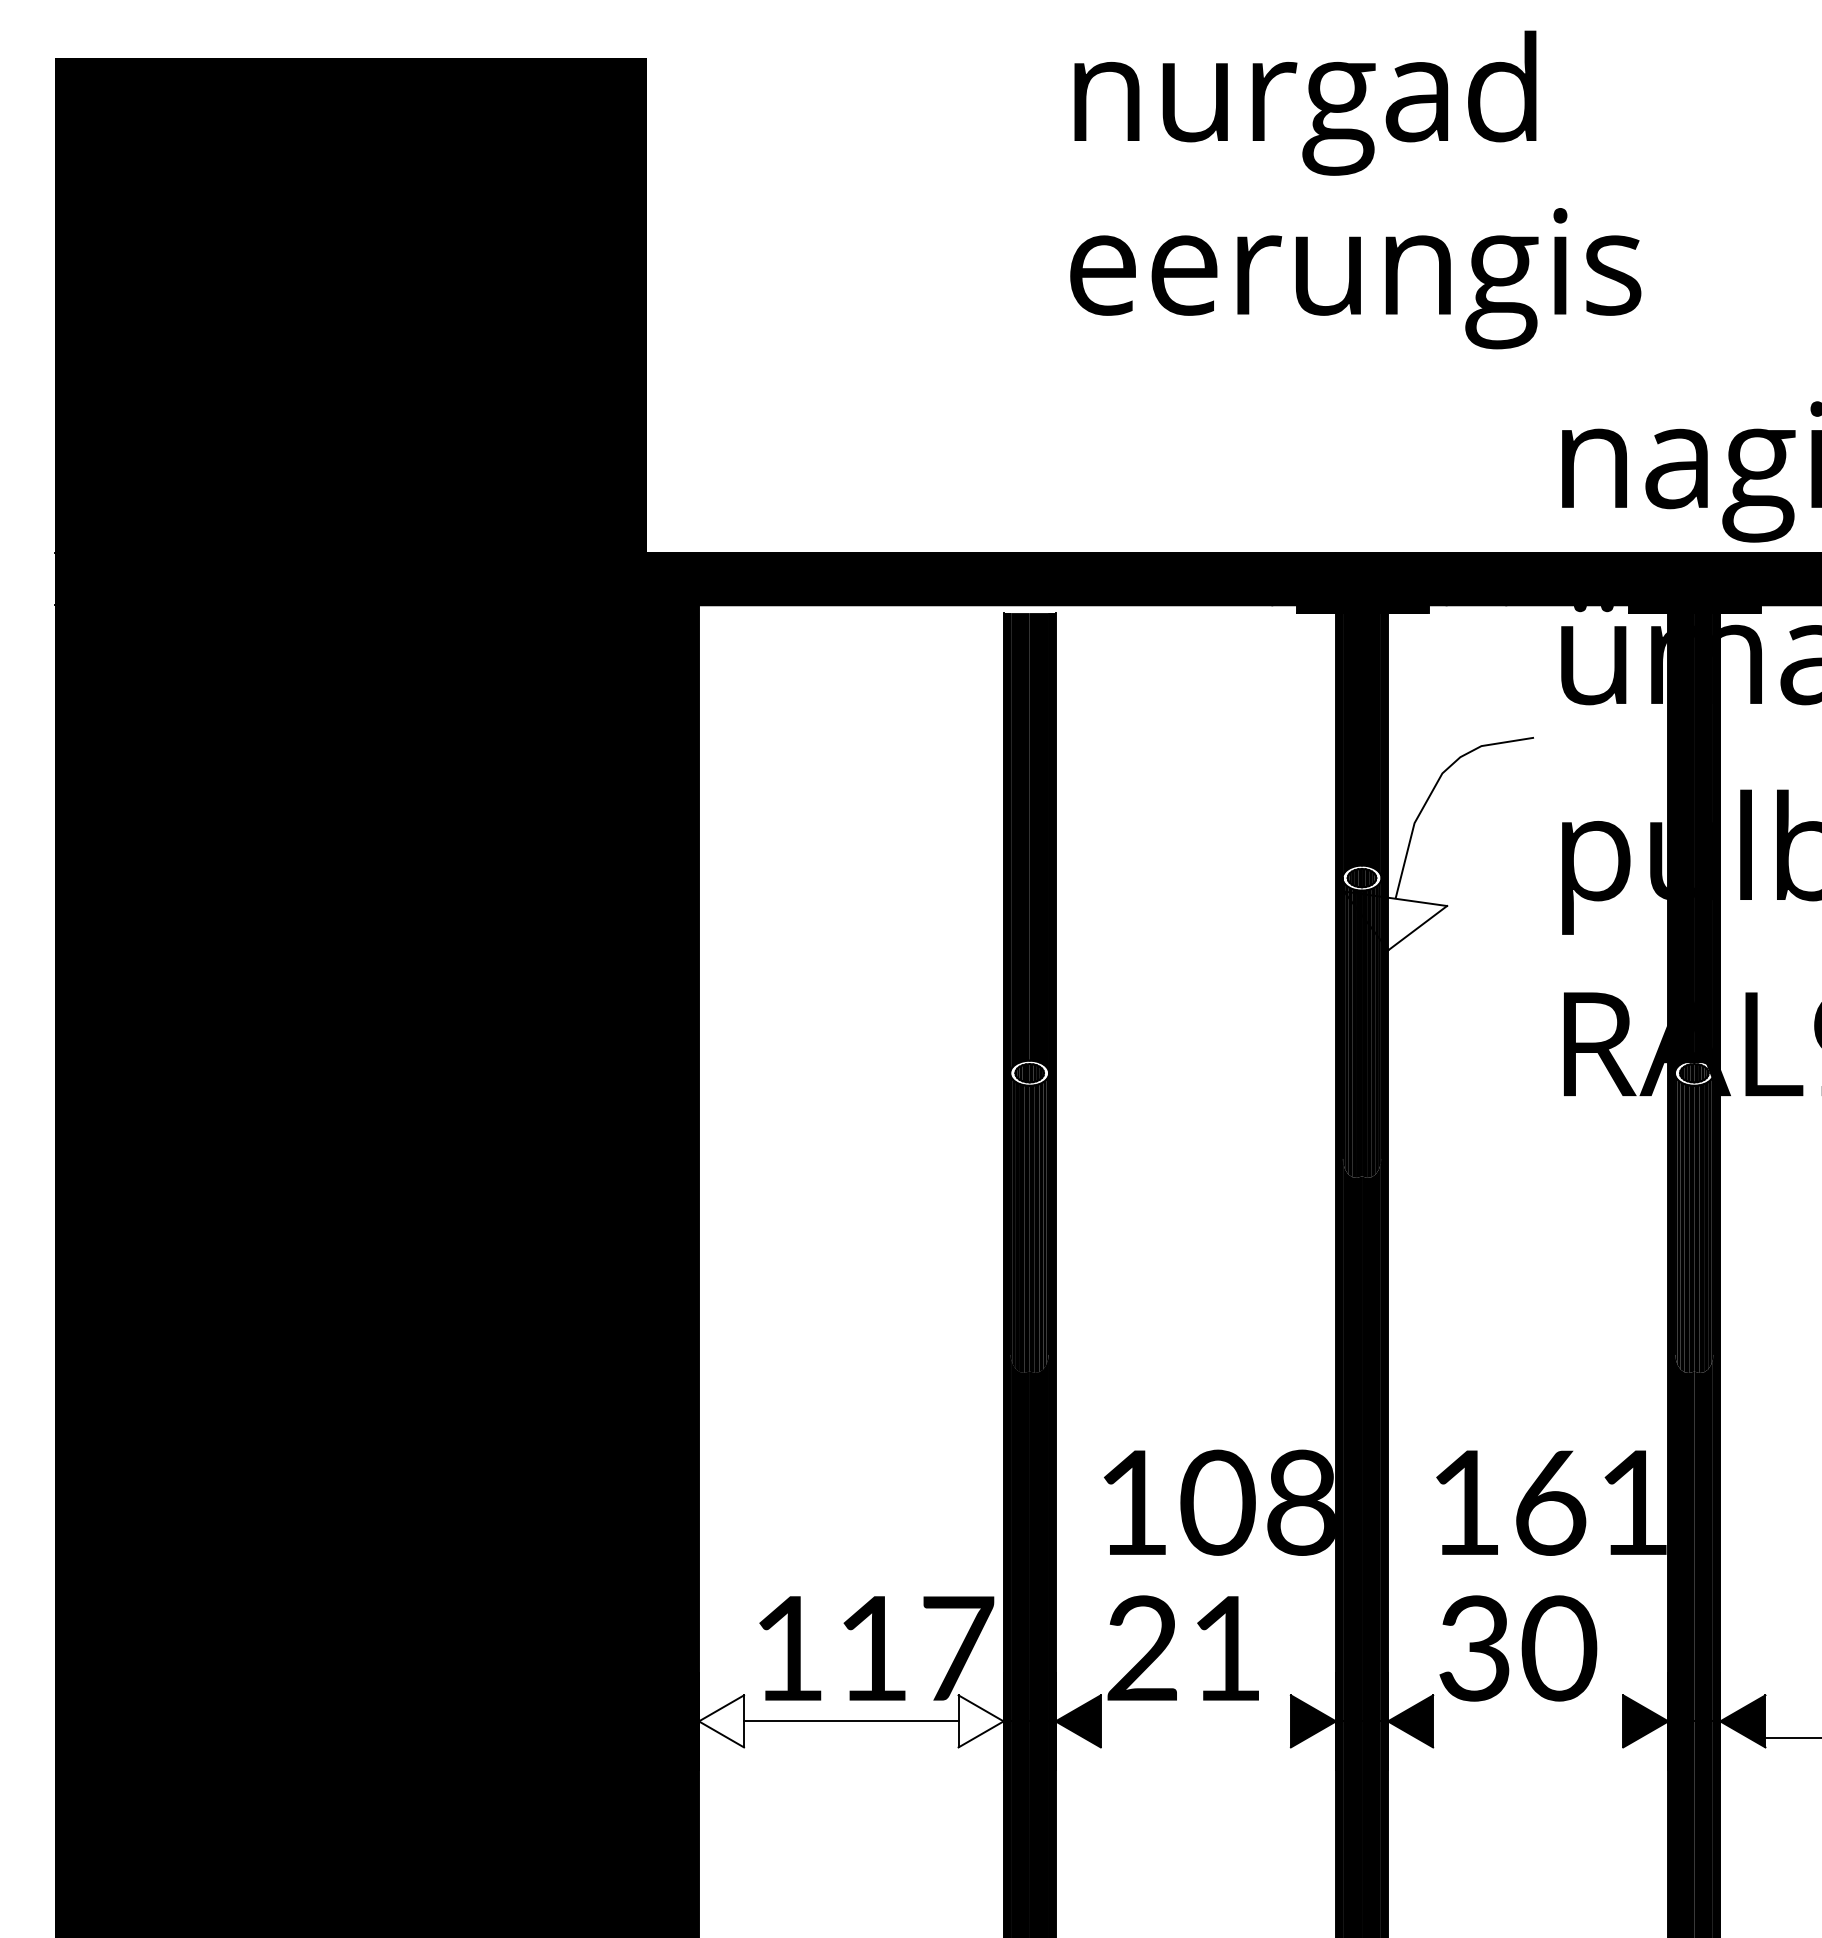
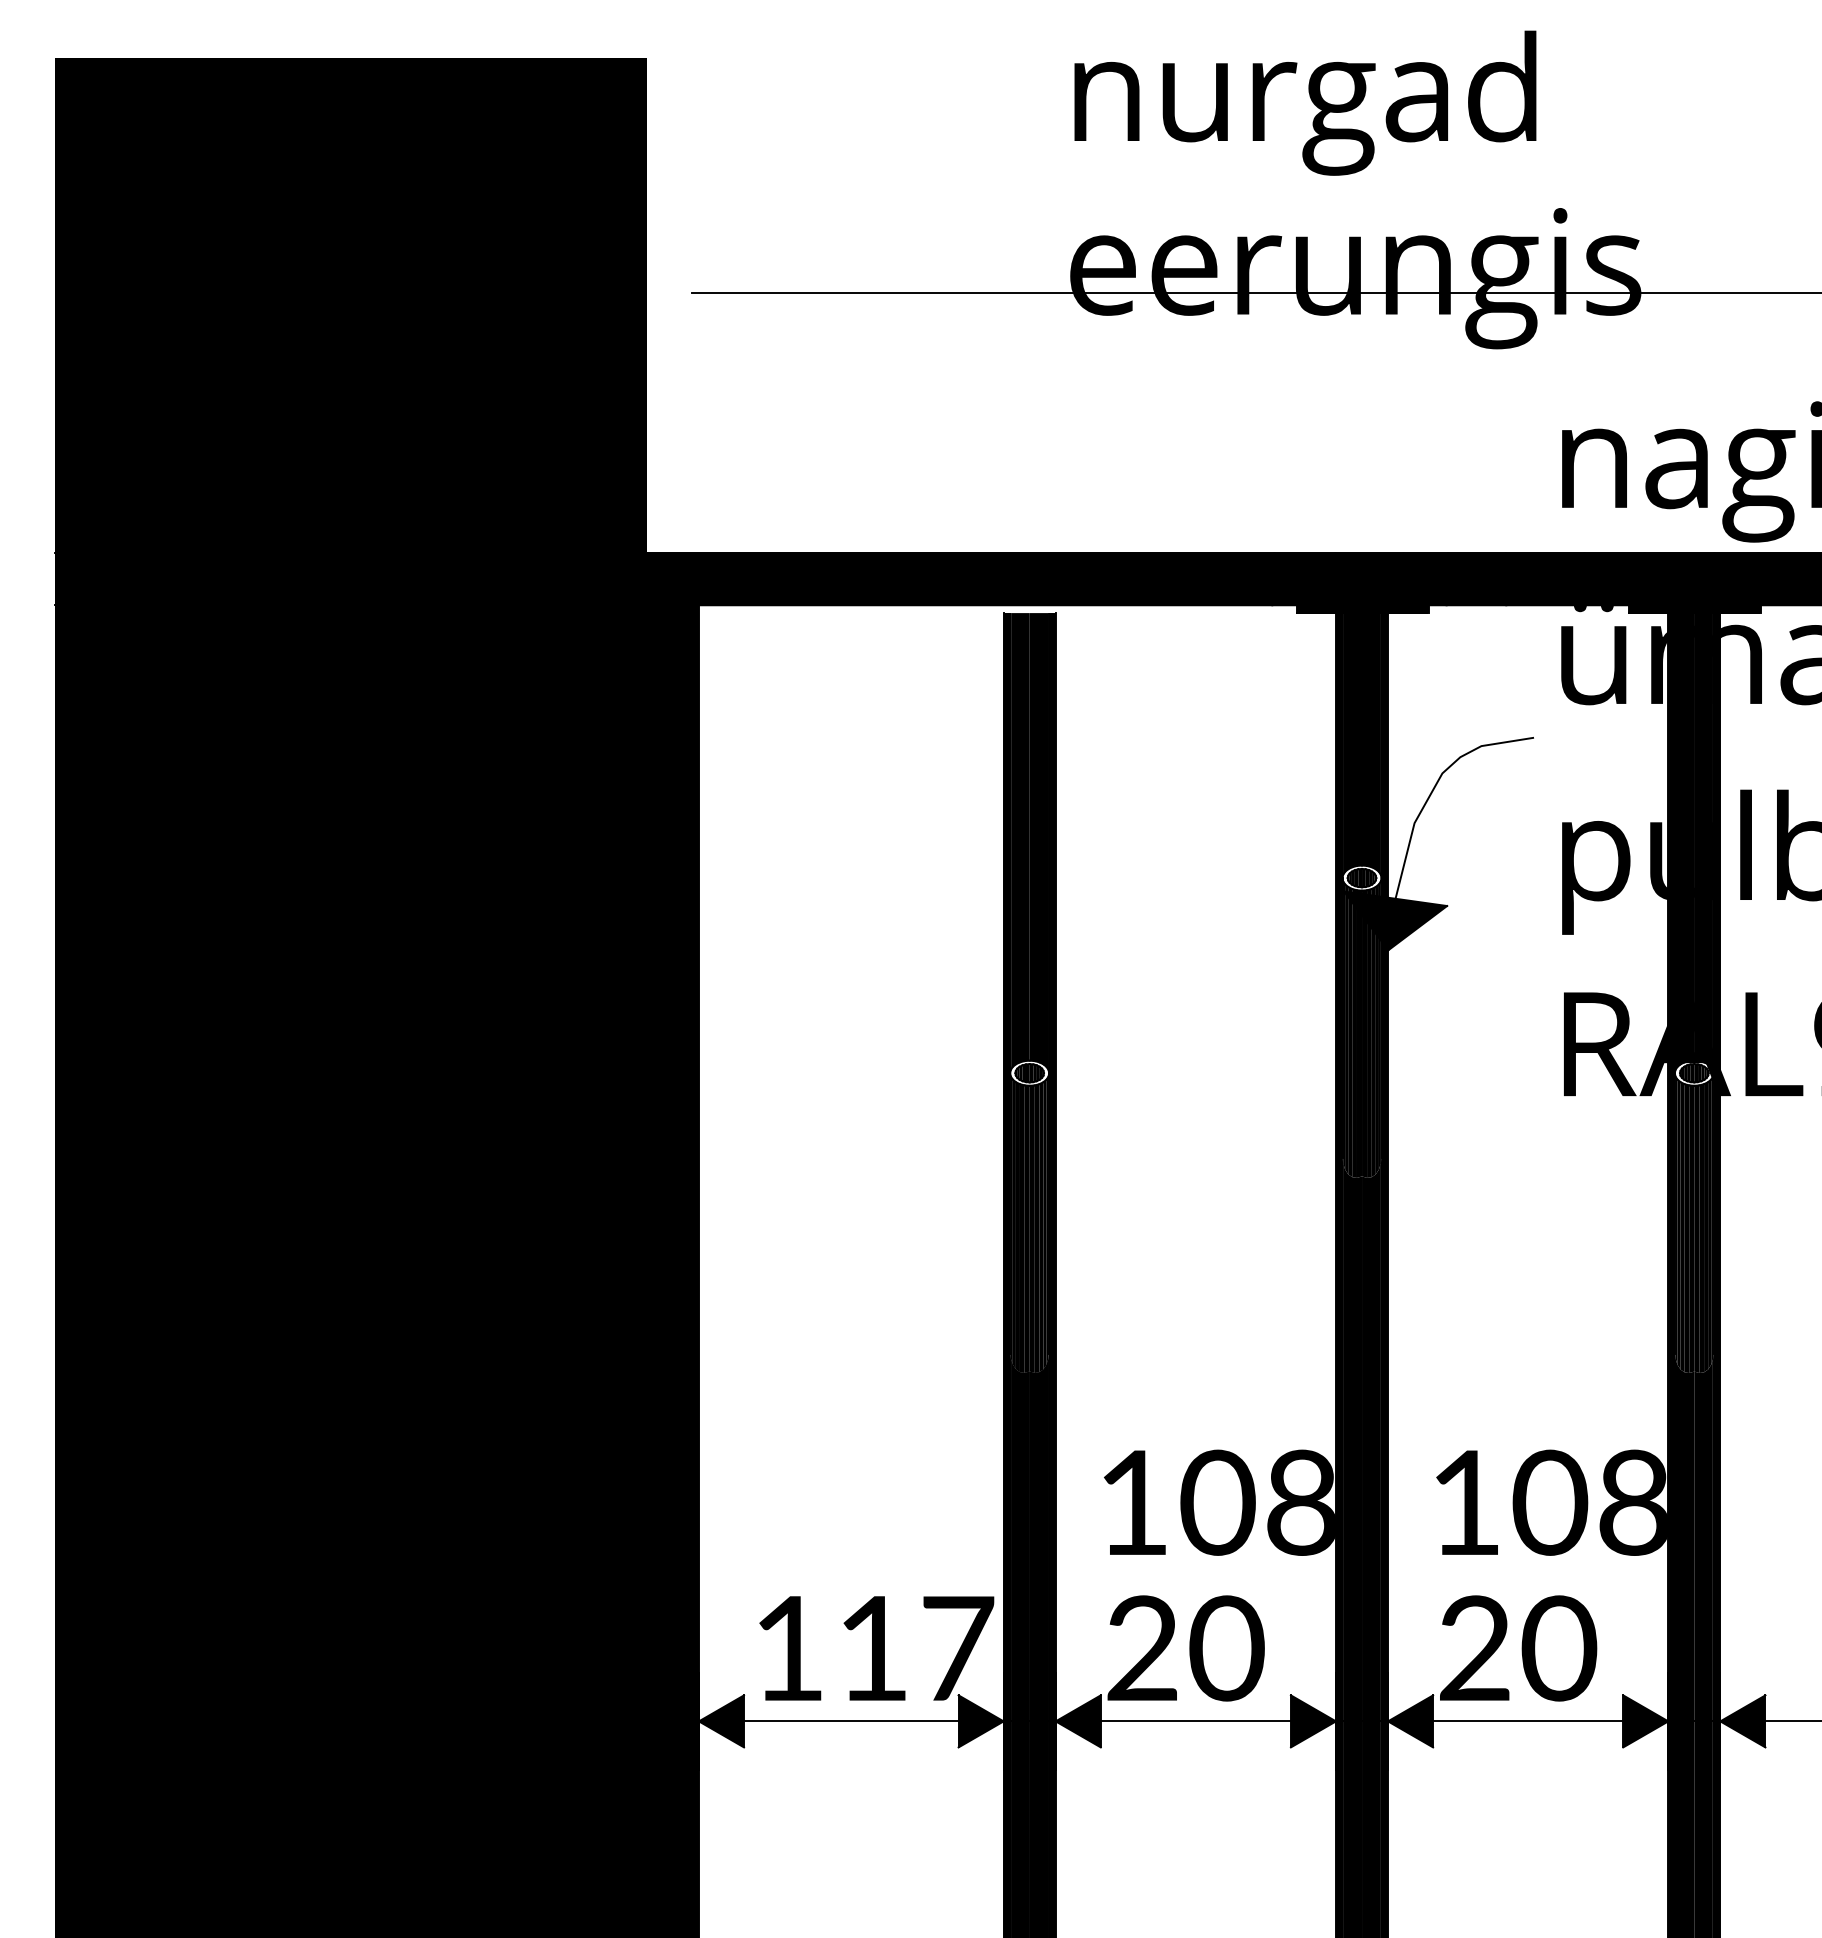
line: none -> present (1255, 292)
fill: none -> present (1395, 920)
text: 161 -> 108 (1589, 1502)
text: 21 -> 20 (1226, 1648)
text: 30 -> 20 (1474, 1648)
fill: none -> present (721, 1721)
fill: none -> present (980, 1721)
line: none -> present (1195, 1721)
line: none -> present (1528, 1721)
line position: (1791, 1738) -> (1791, 1721) (1791, 1721)
